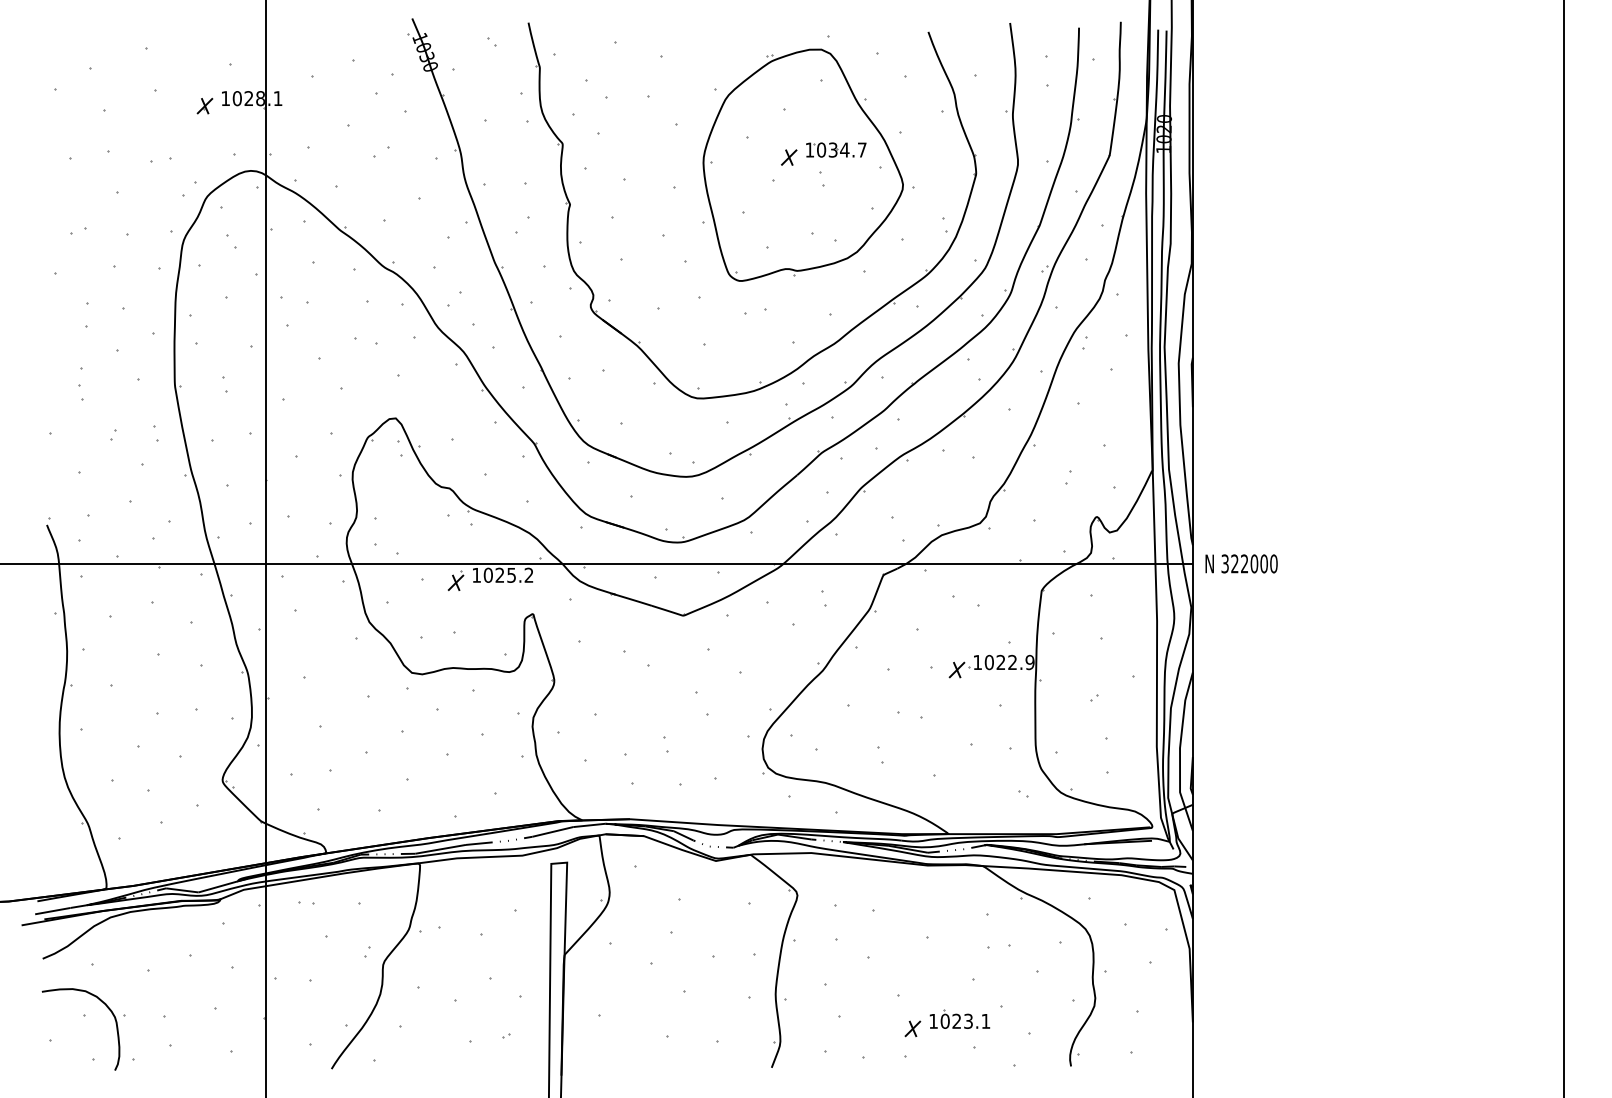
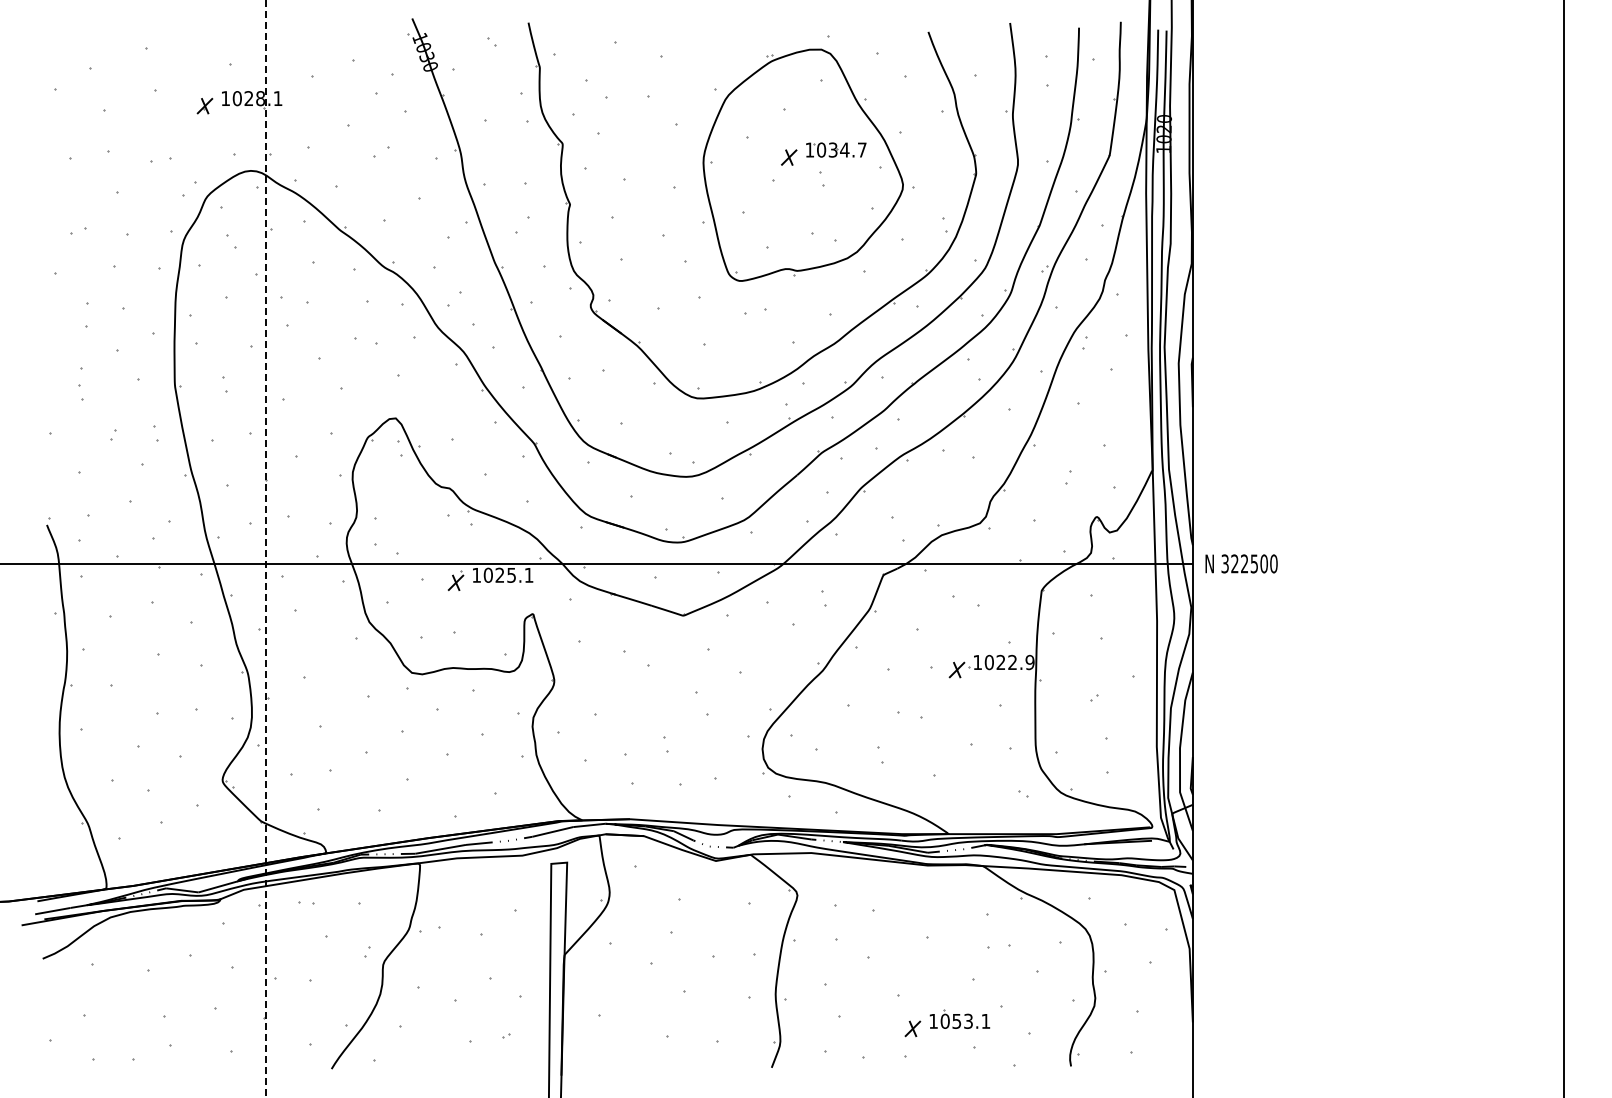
line: solid -> dashed (266, 548)
text: 322000 -> 322500 (1254, 563)
text: 1025.2 -> 1025.1 (528, 574)
part: present -> none (107, 1008)
text: 1023.1 -> 1053.1 (956, 1020)
